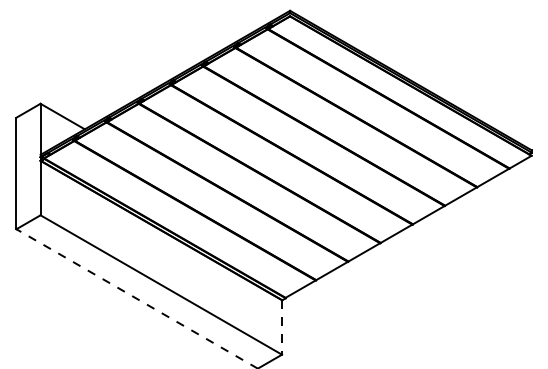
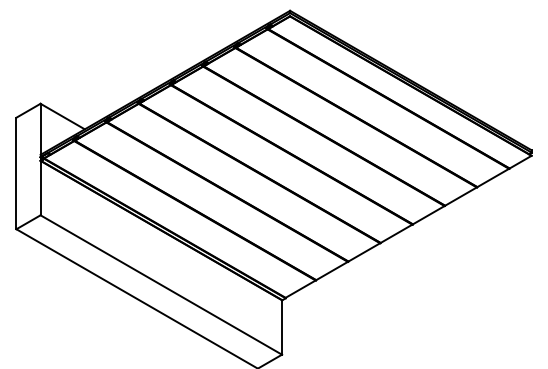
line: dashed -> solid (136, 298)
line: dashed -> solid (282, 327)
